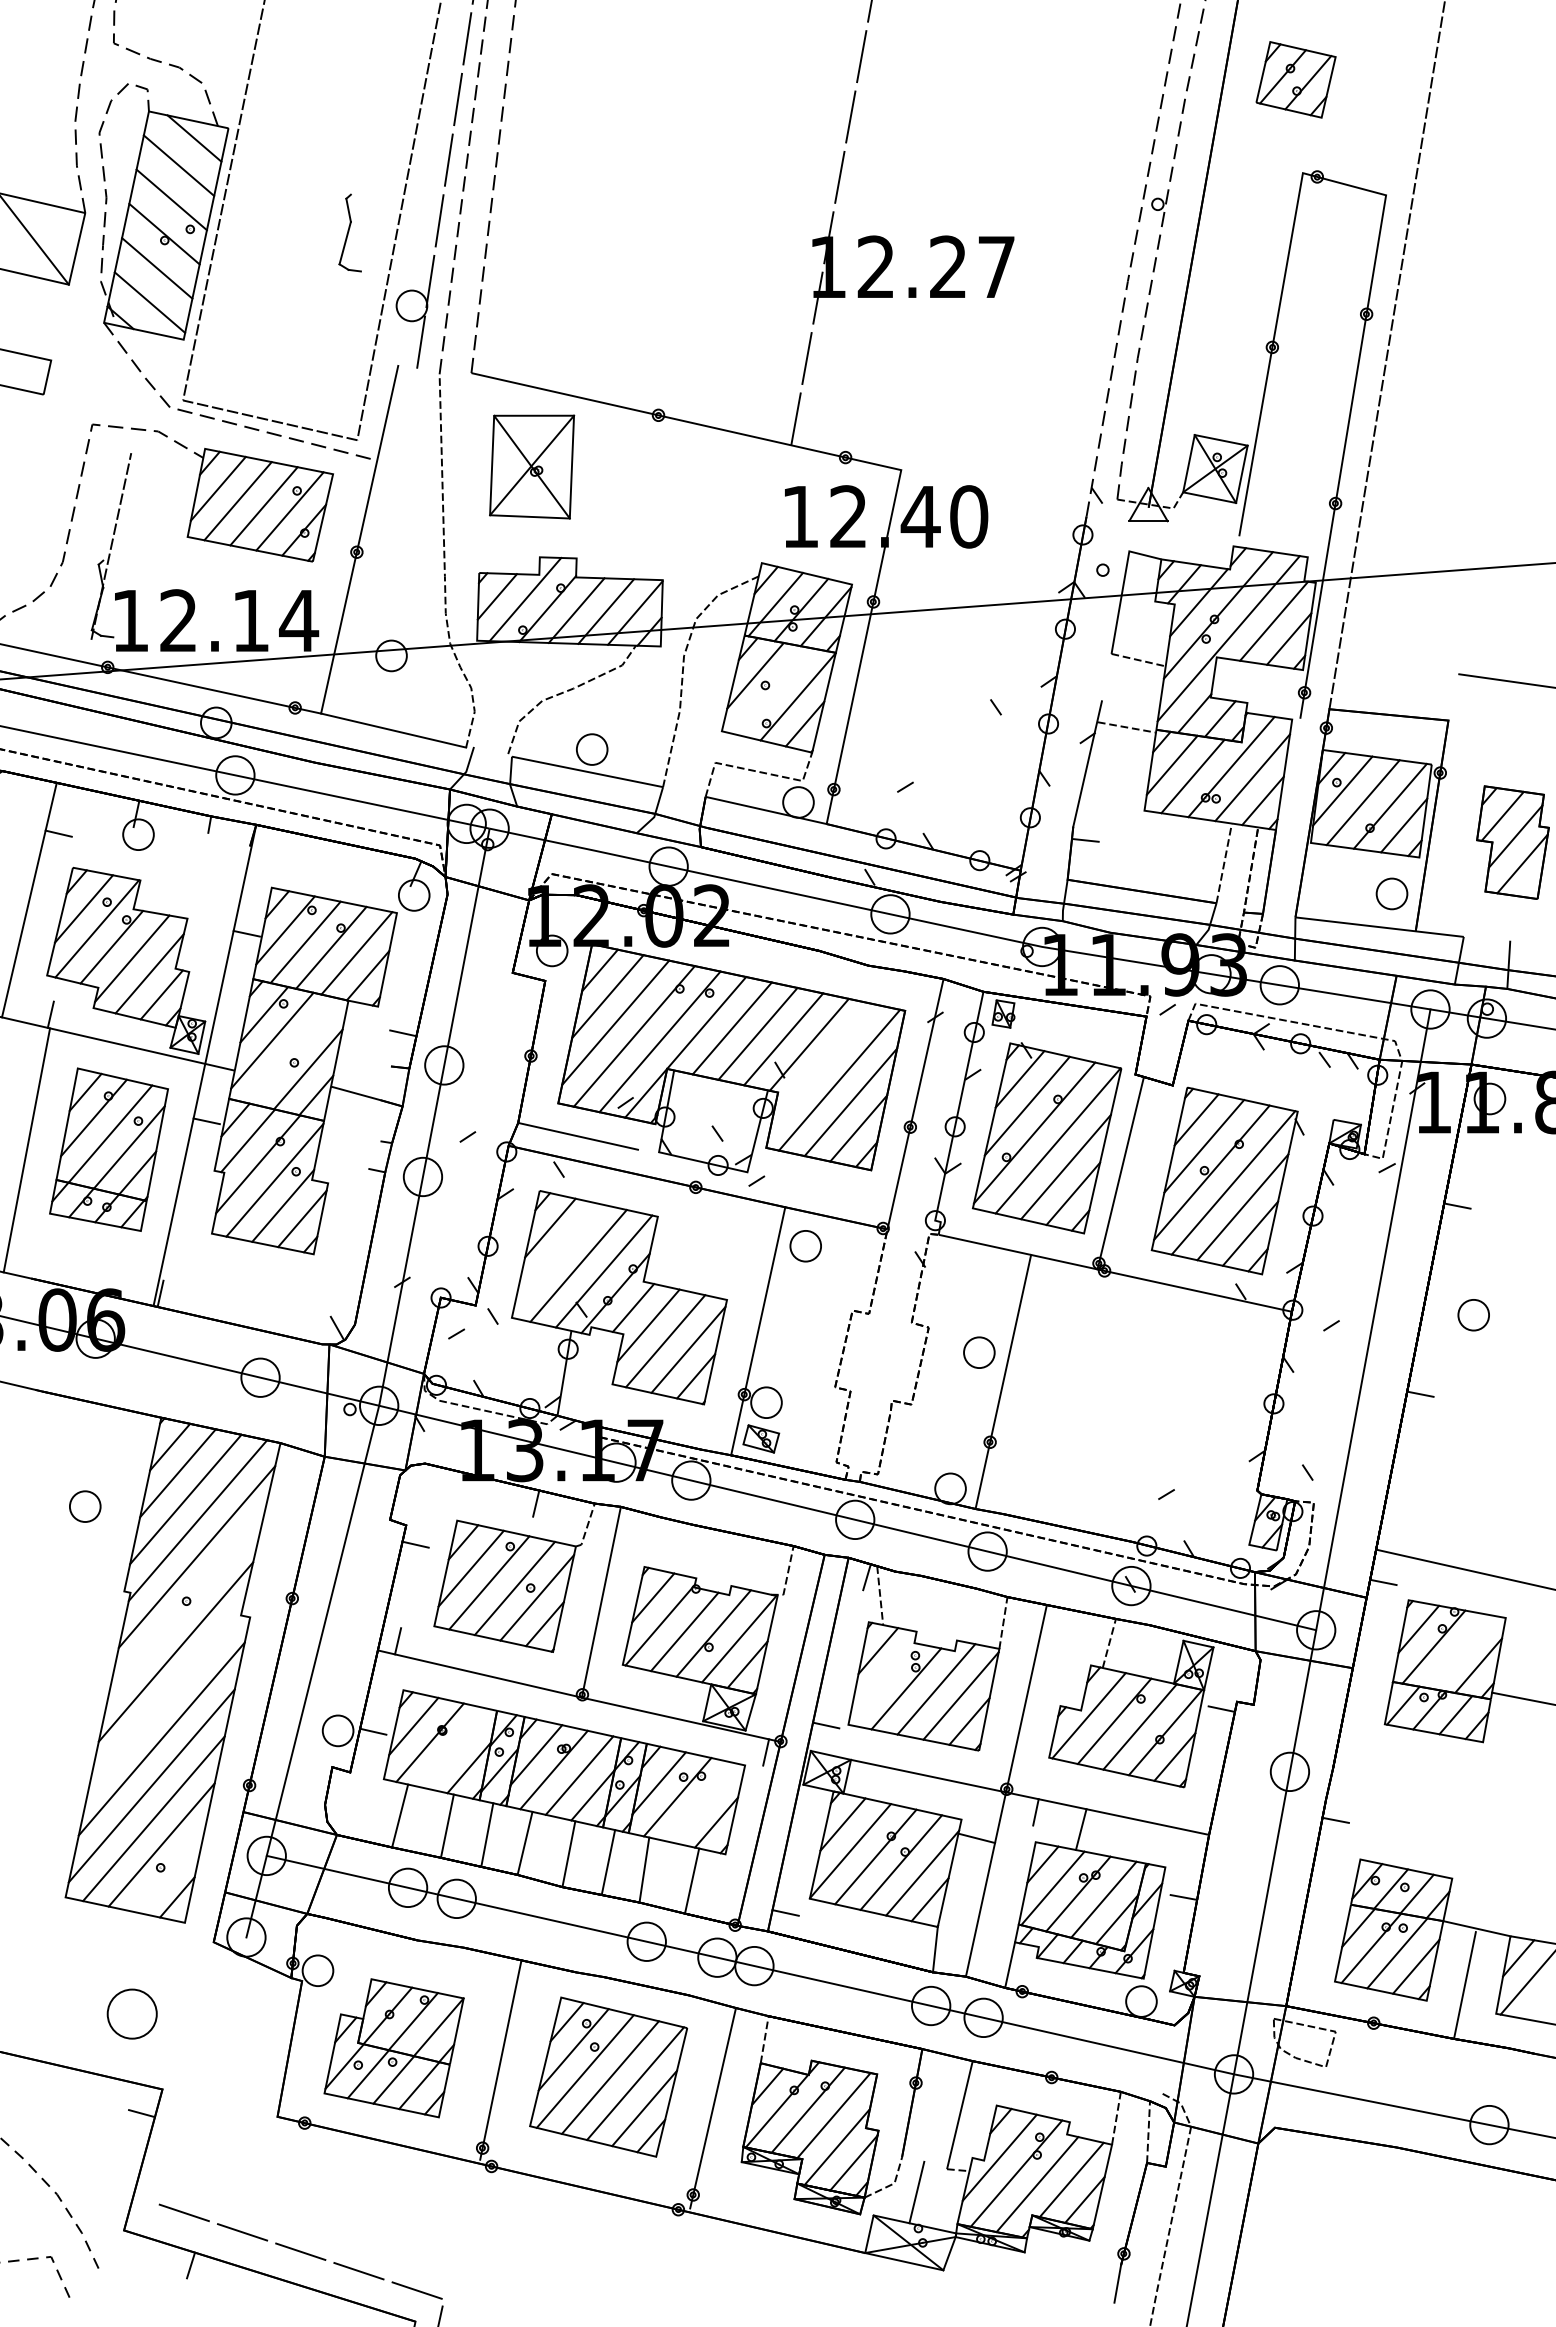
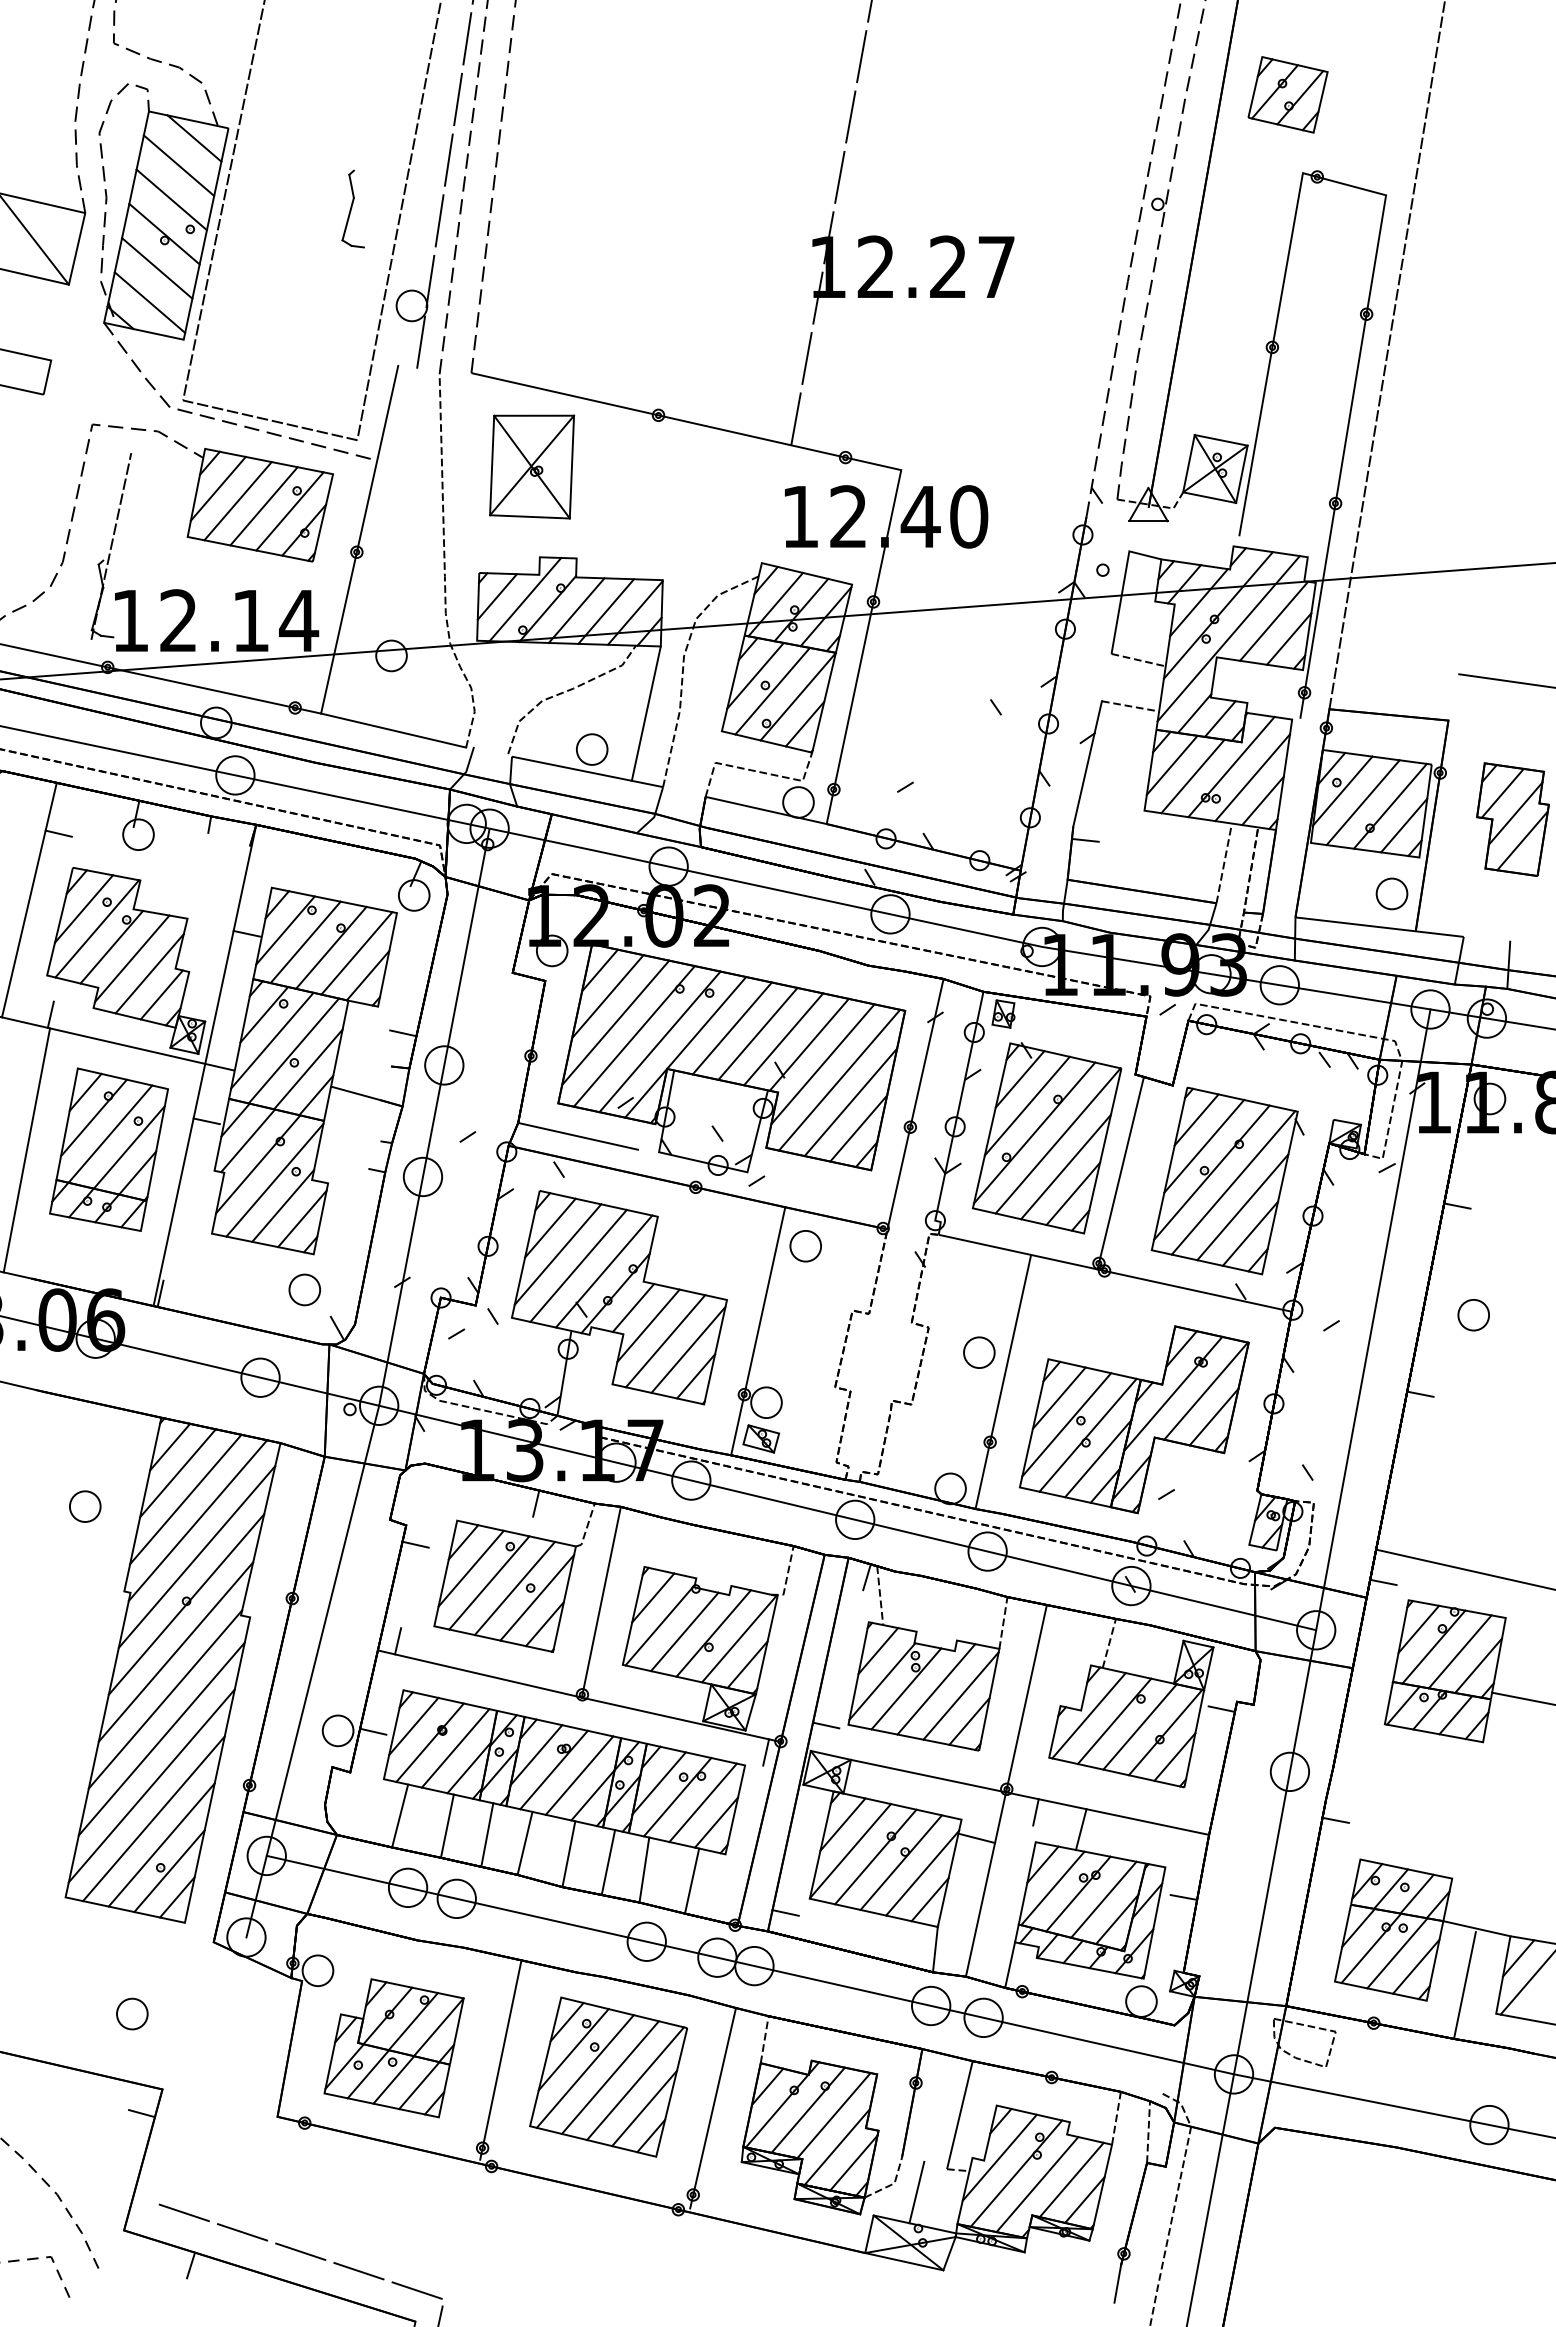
part position: (1295, 79) -> (1287, 94) (1287, 94)
part position: (349, 232) -> (352, 208) (352, 208)
line: none -> present (772, 690)
line: none -> present (645, 713)
line position: (1126, 727) -> (1130, 706) (1130, 706)
part position: (1512, 842) -> (1512, 819) (1512, 819)
line: none -> present (293, 1050)
line: none -> present (822, 1064)
line: none -> present (557, 1254)
part: none -> present (304, 1289)
part: none -> present (1134, 1419)
line: none -> present (186, 1604)
line: none -> present (1459, 1651)
line: none -> present (882, 1681)
line: none -> present (165, 1699)
line: none -> present (455, 1748)
line: none -> present (702, 1802)
line: none -> present (169, 1871)
part size: 52x52 px -> 33x34 px (132, 2013)
